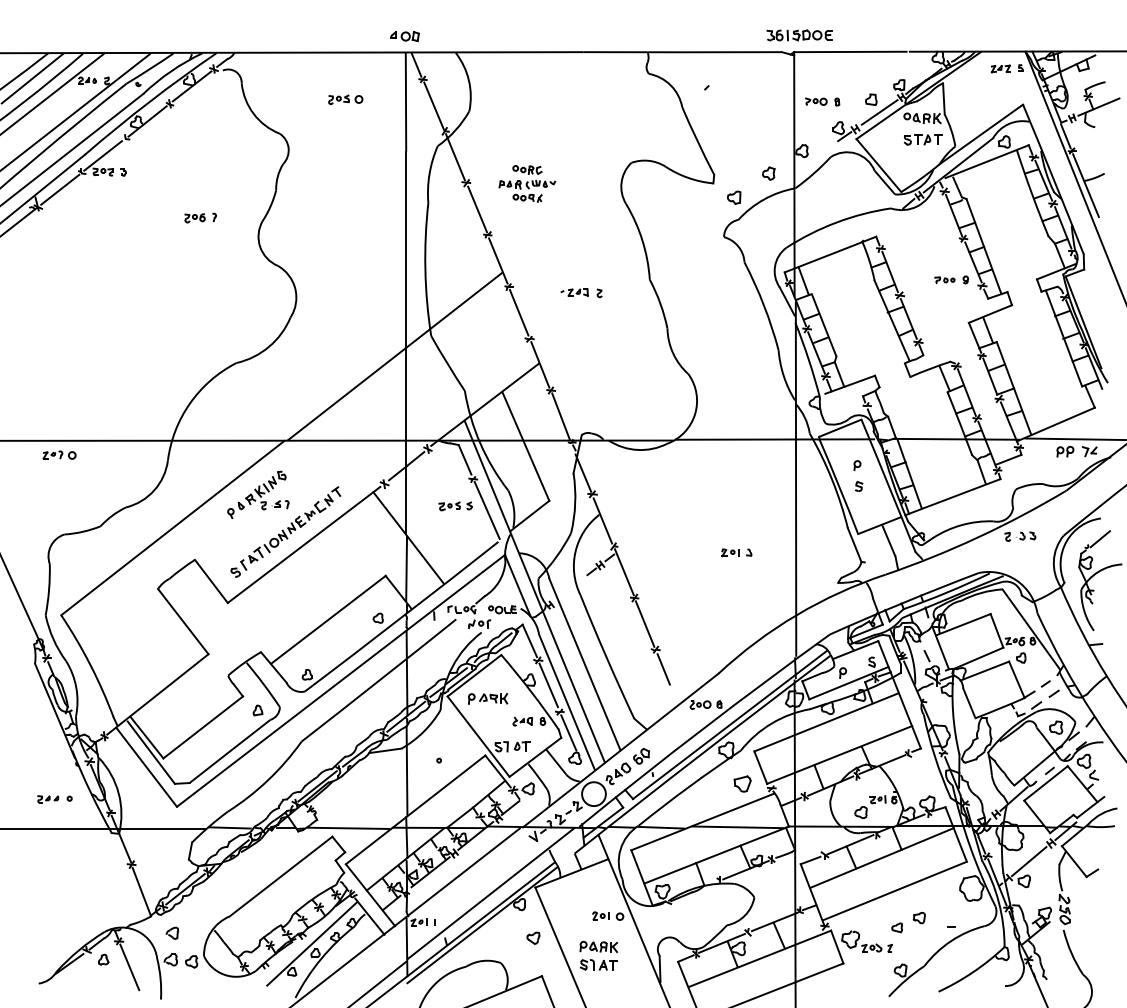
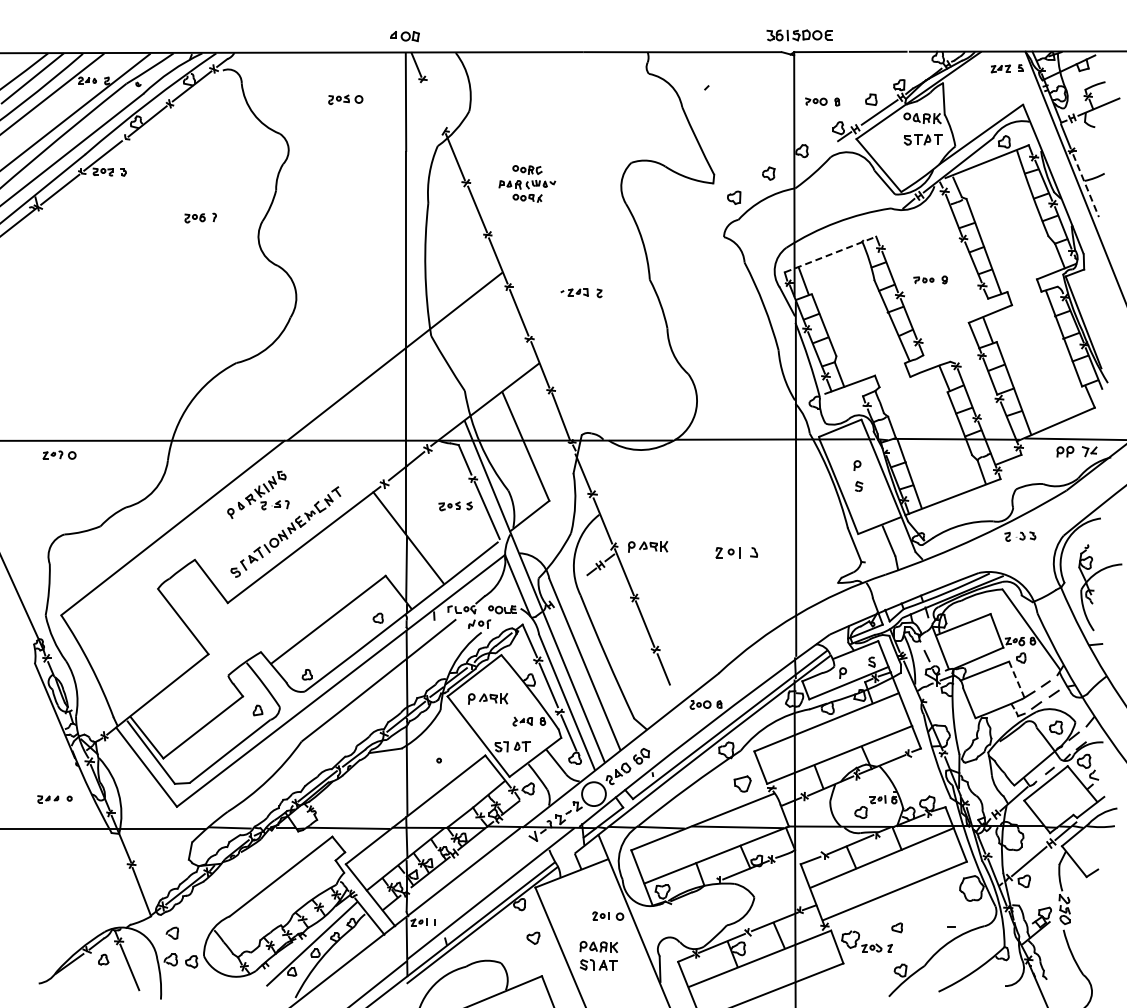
line: present -> none (433, 105)
line: solid -> dashed (1086, 185)
line: solid -> dashed (830, 254)
part position: (951, 279) -> (930, 279) (930, 279)
line: present -> none (1100, 539)
part: none -> present (648, 546)
part size: 32x10 px -> 43x12 px (736, 552)
line: solid -> dashed (1016, 679)
part: present -> none (918, 918)
